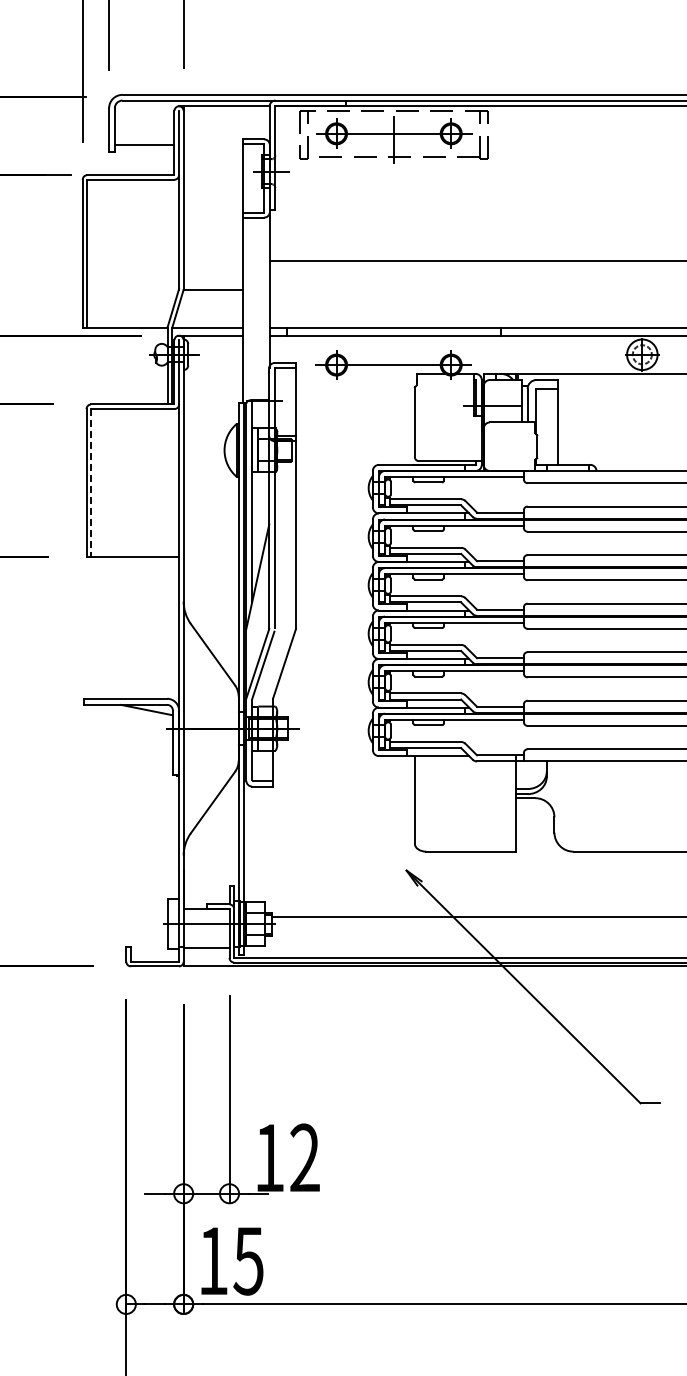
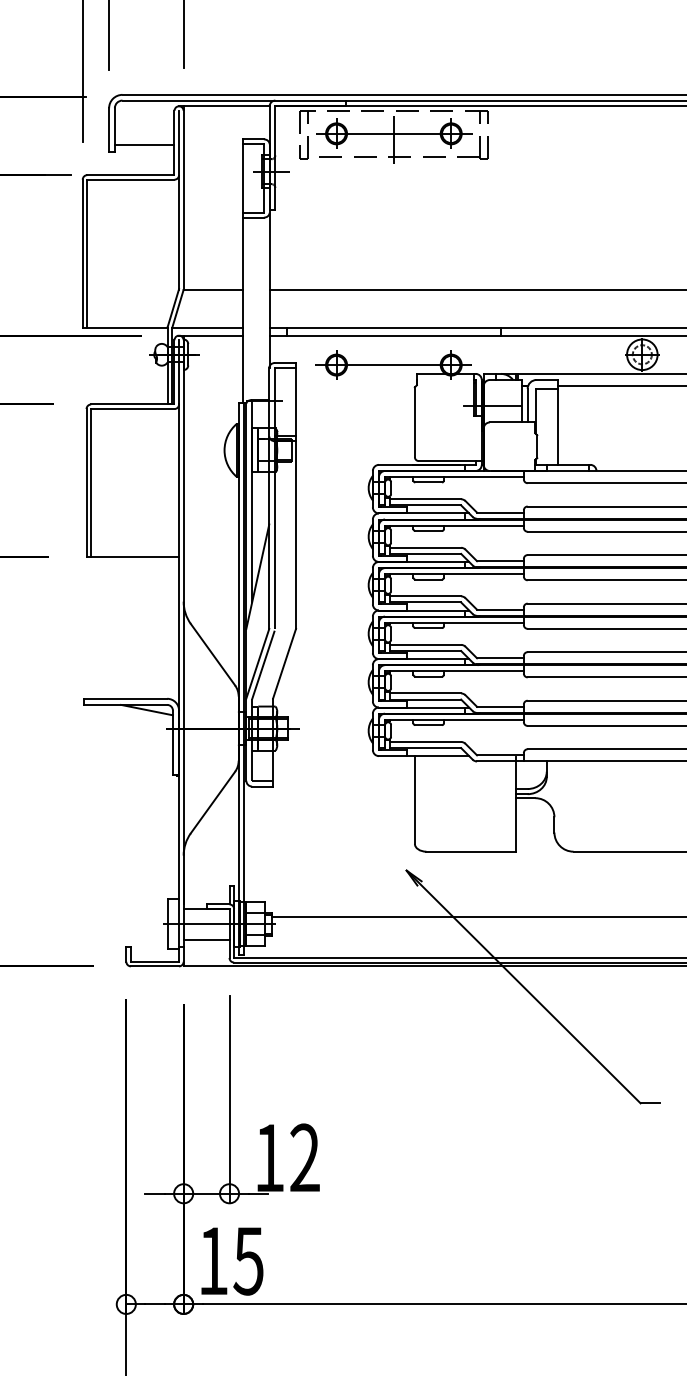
line position: (476, 260) -> (476, 289) (476, 289)
line: none -> present (620, 386)
line: dashed -> solid (91, 483)
line position: (206, 947) -> (206, 939) (206, 939)
